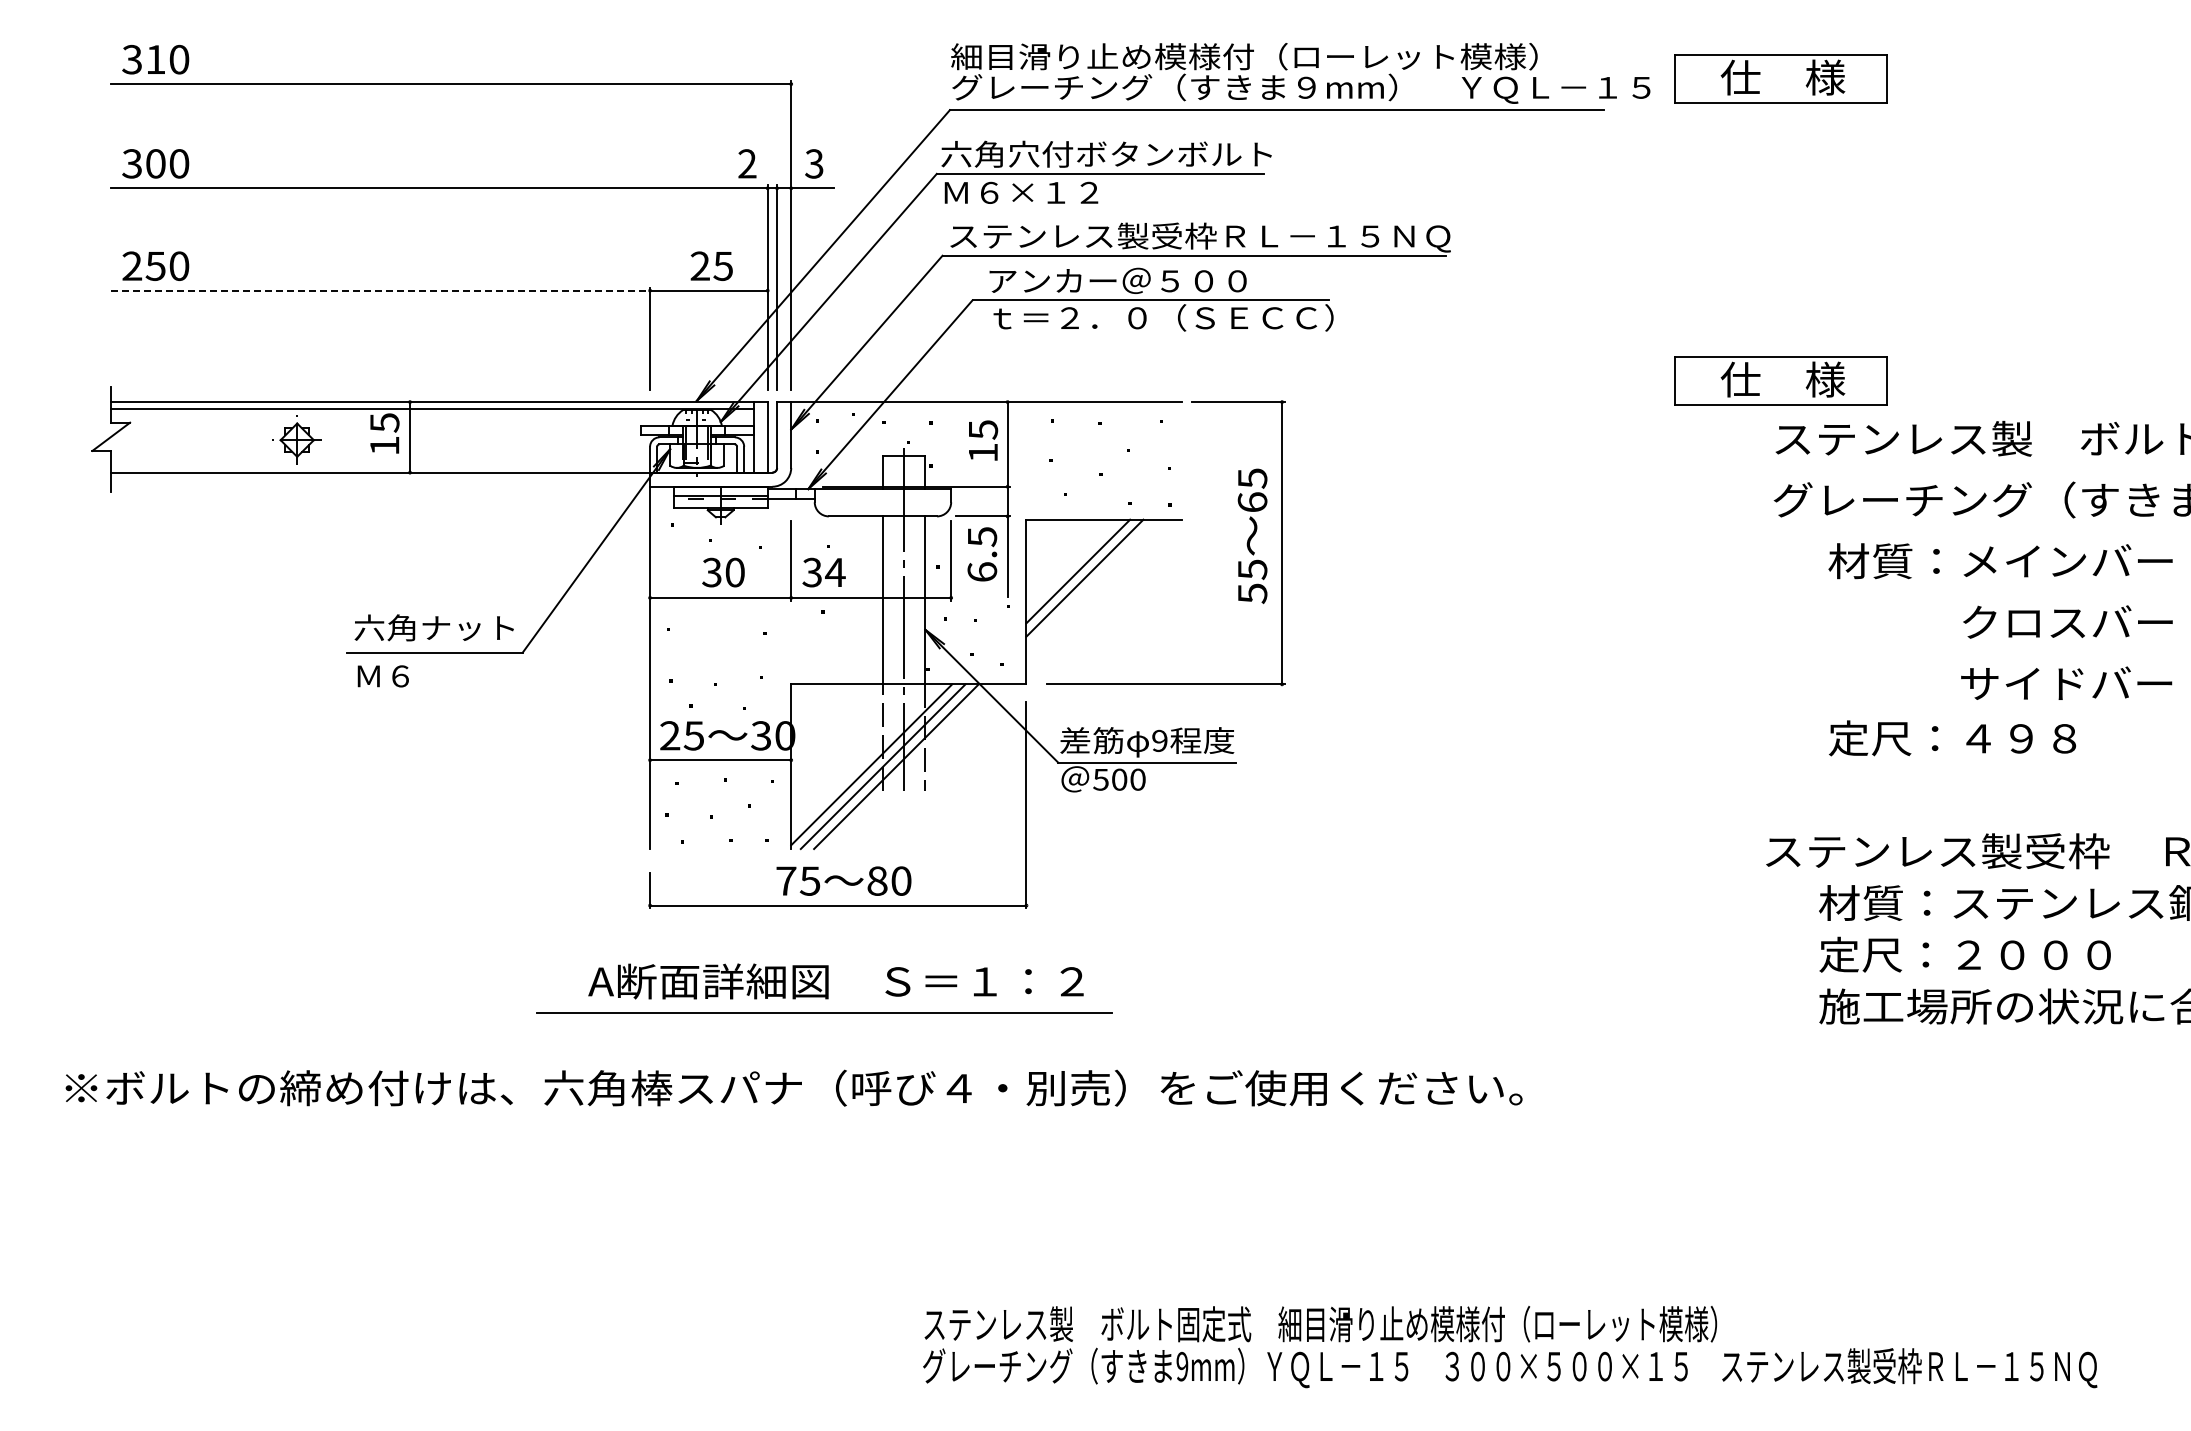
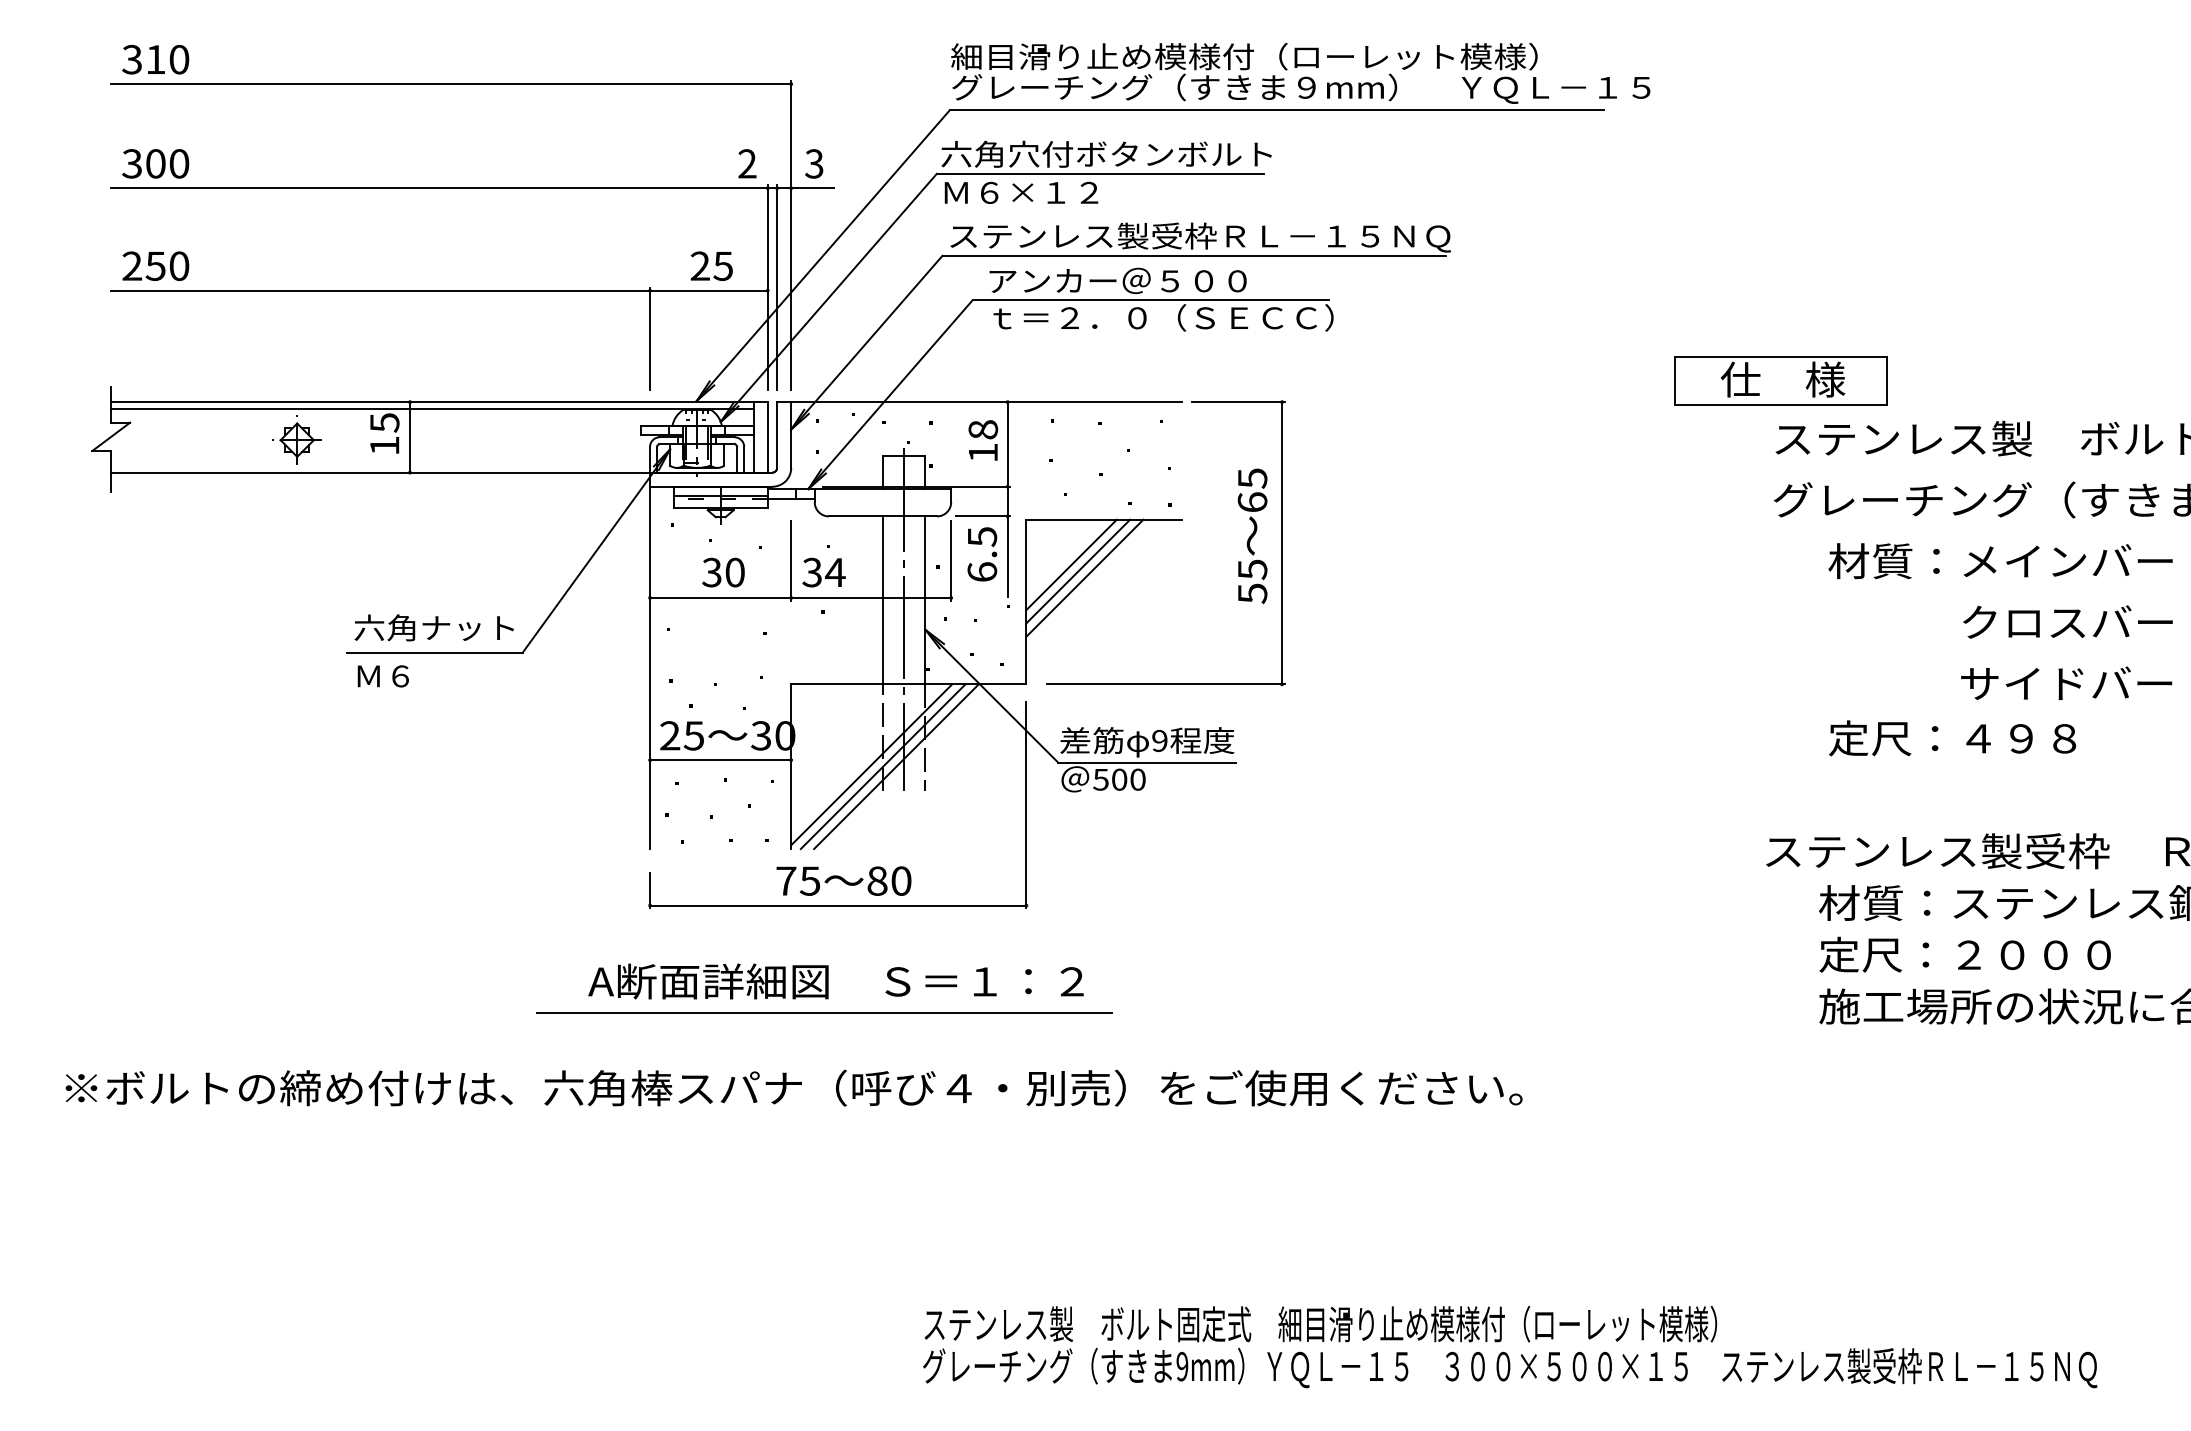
part: present -> none (1780, 78)
line: dashed -> solid (381, 290)
text: 15 -> 18 (982, 429)
line: none -> present (1071, 564)
